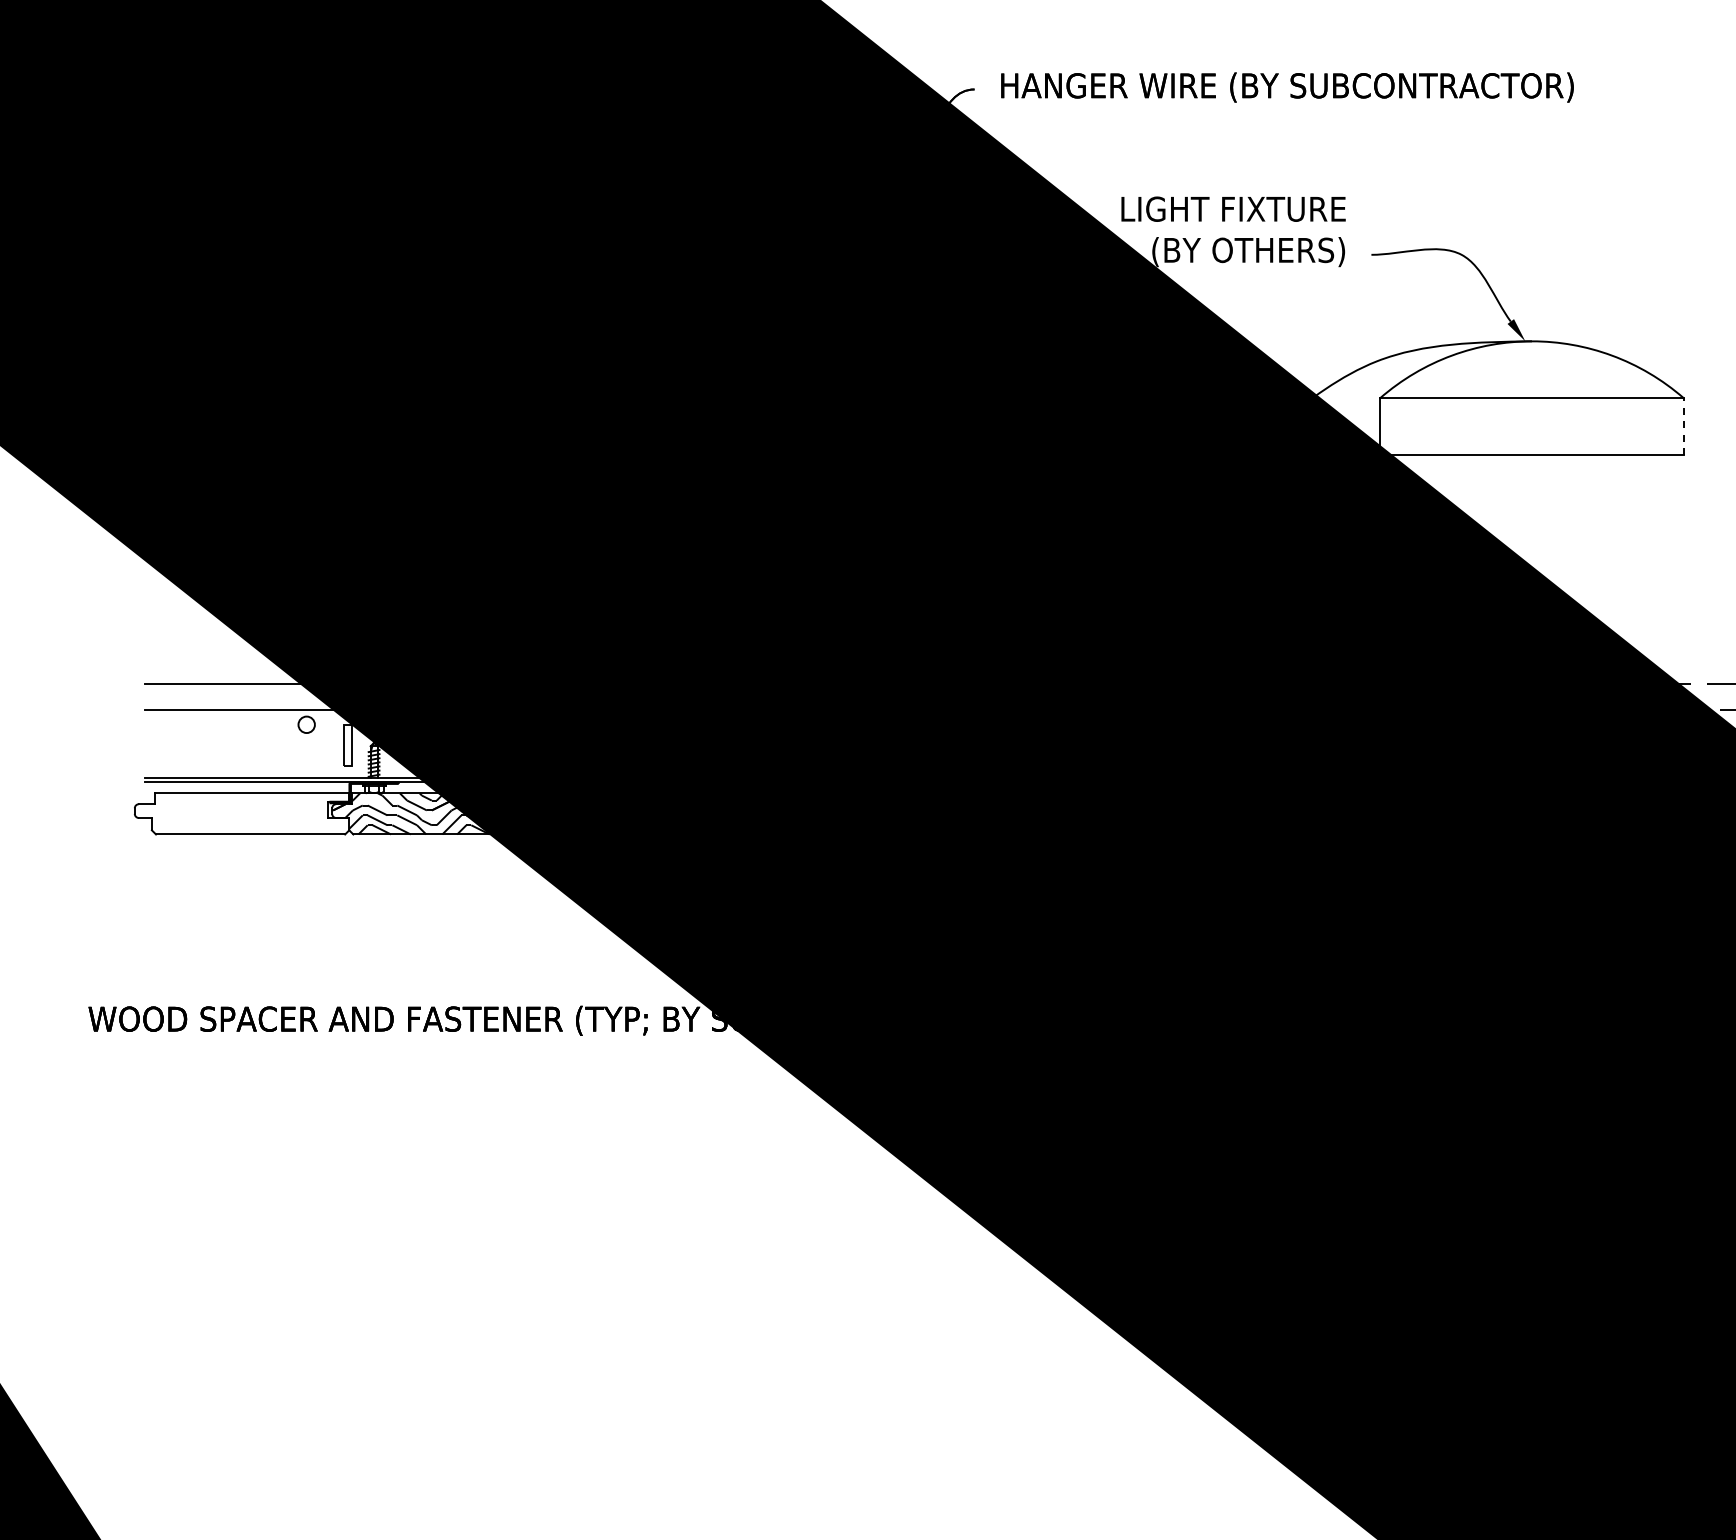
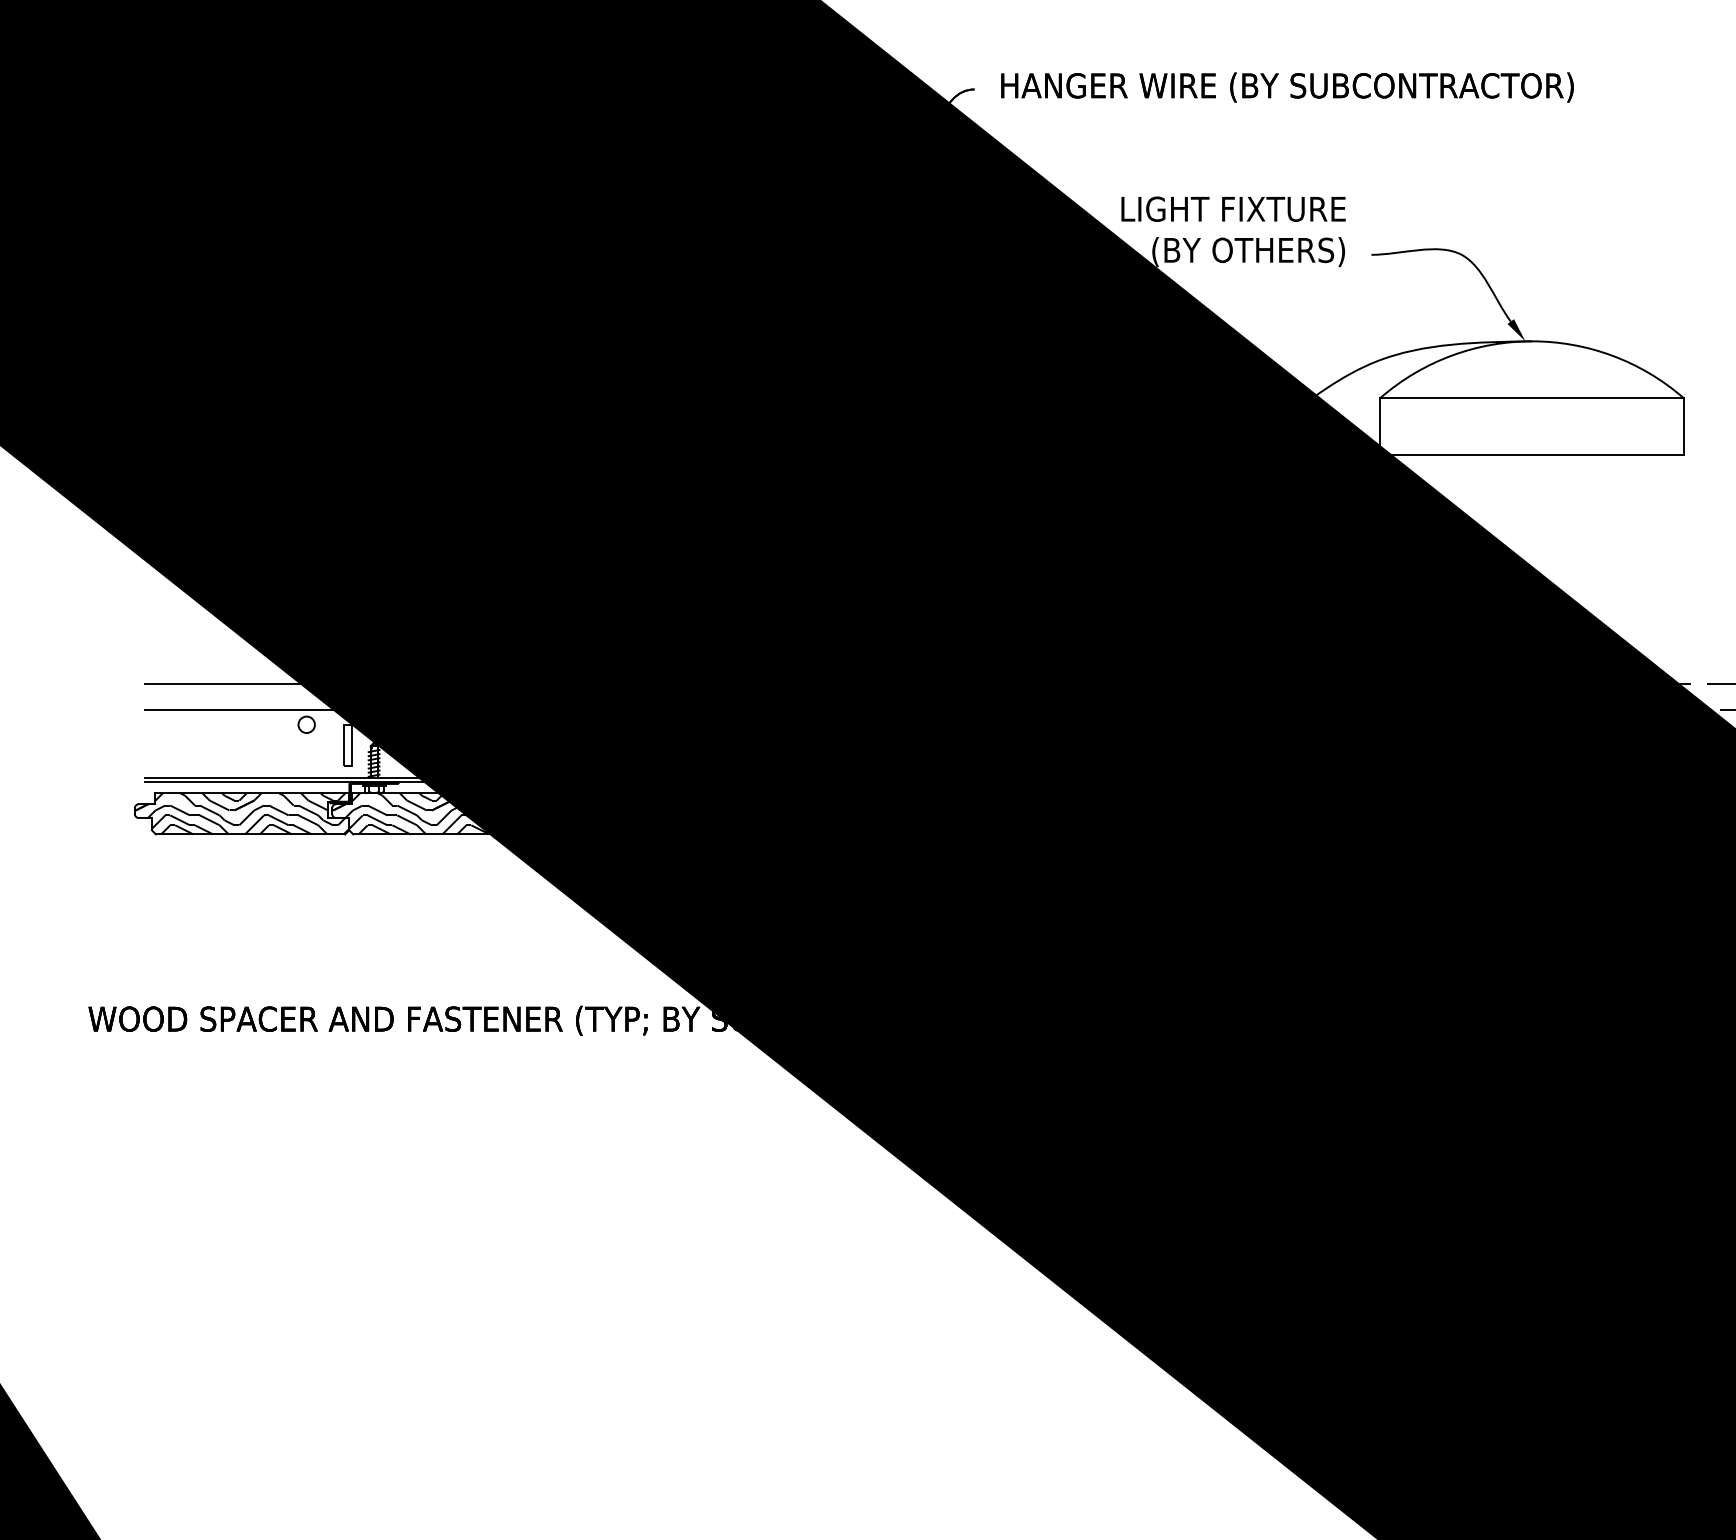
line: dashed -> solid (1683, 426)
hatch: none -> present (241, 813)
